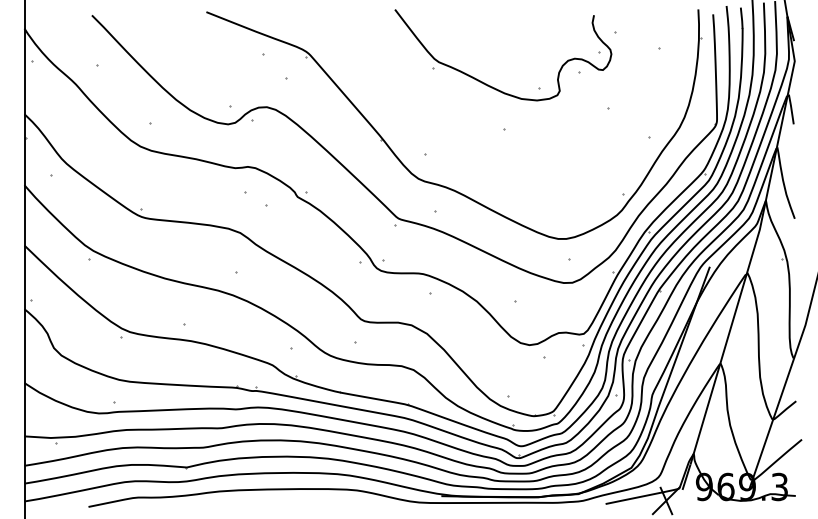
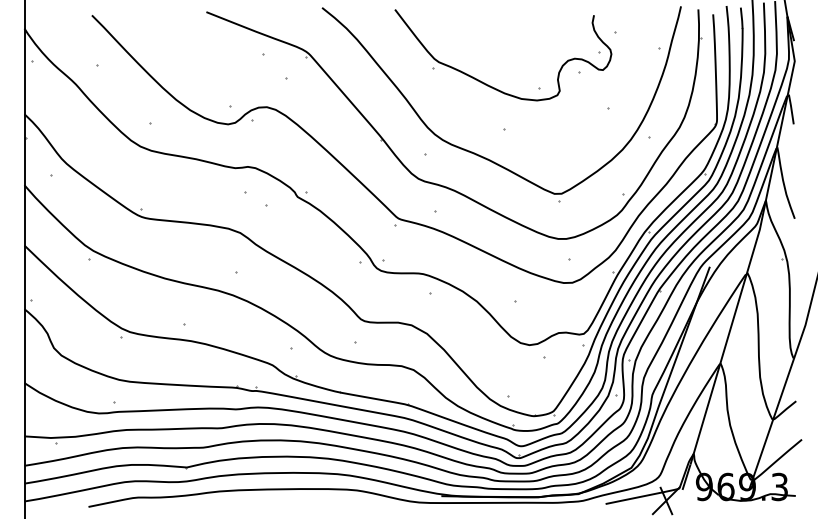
part: none -> present (479, 154)
